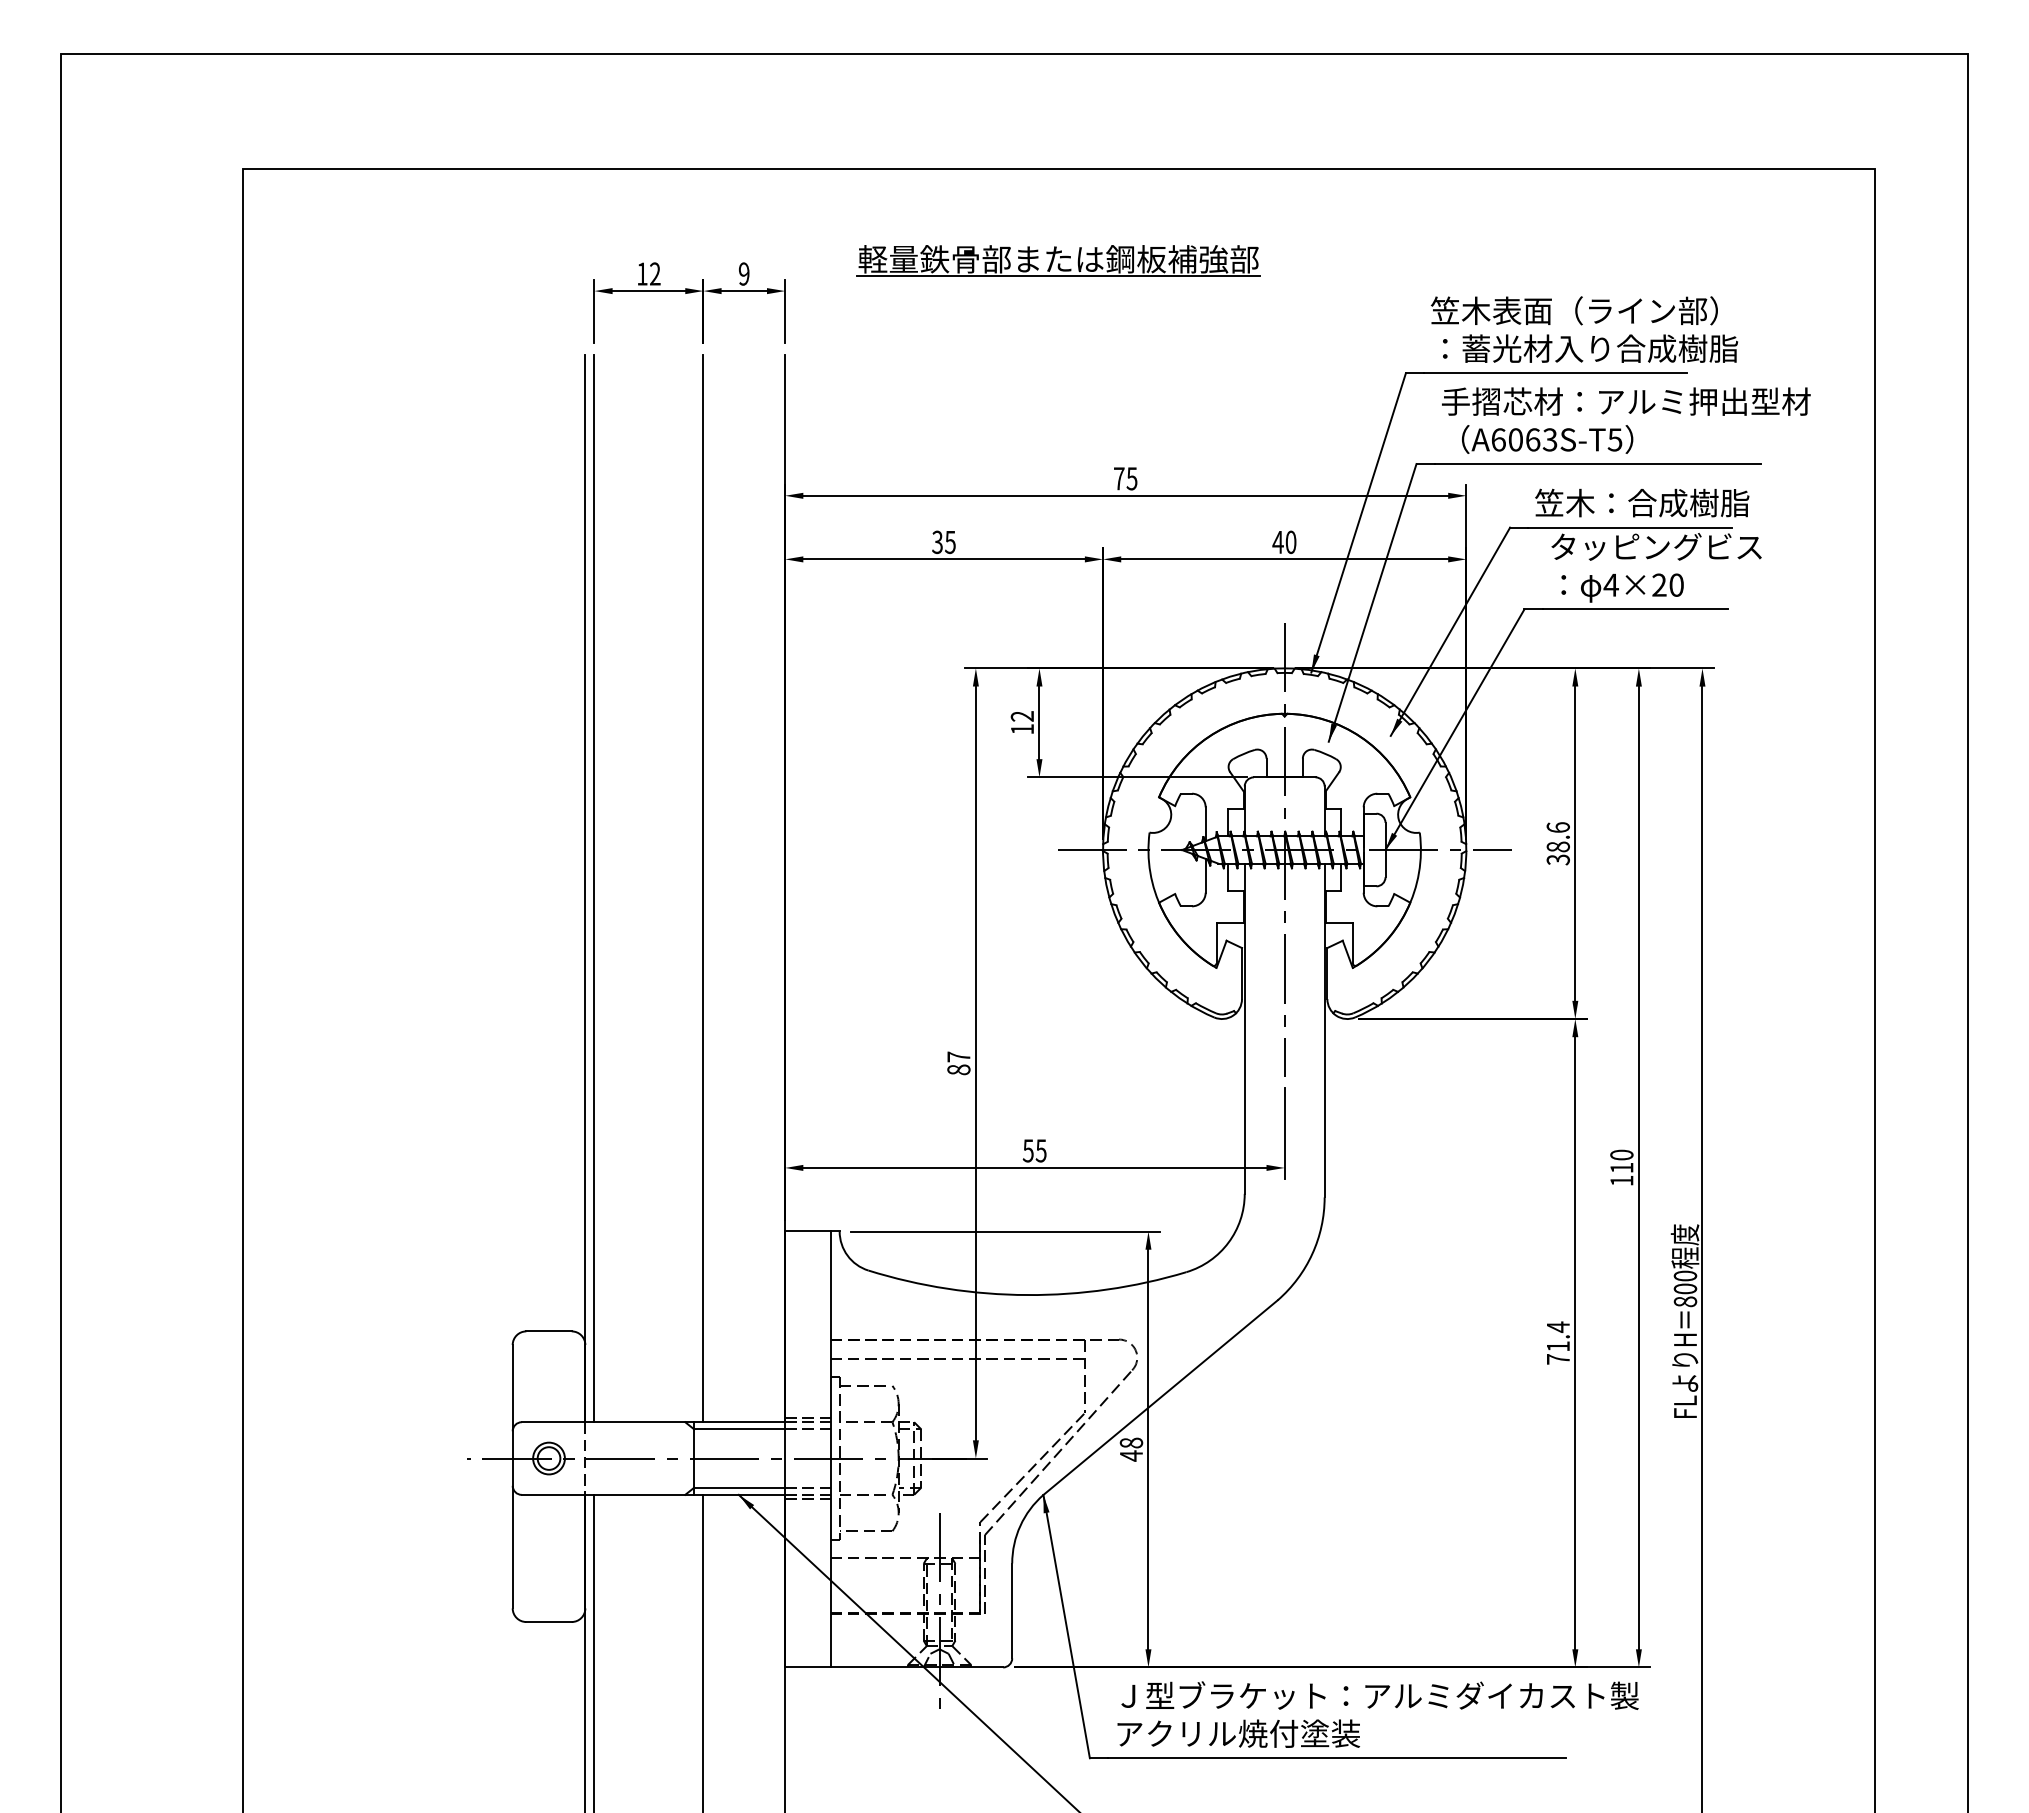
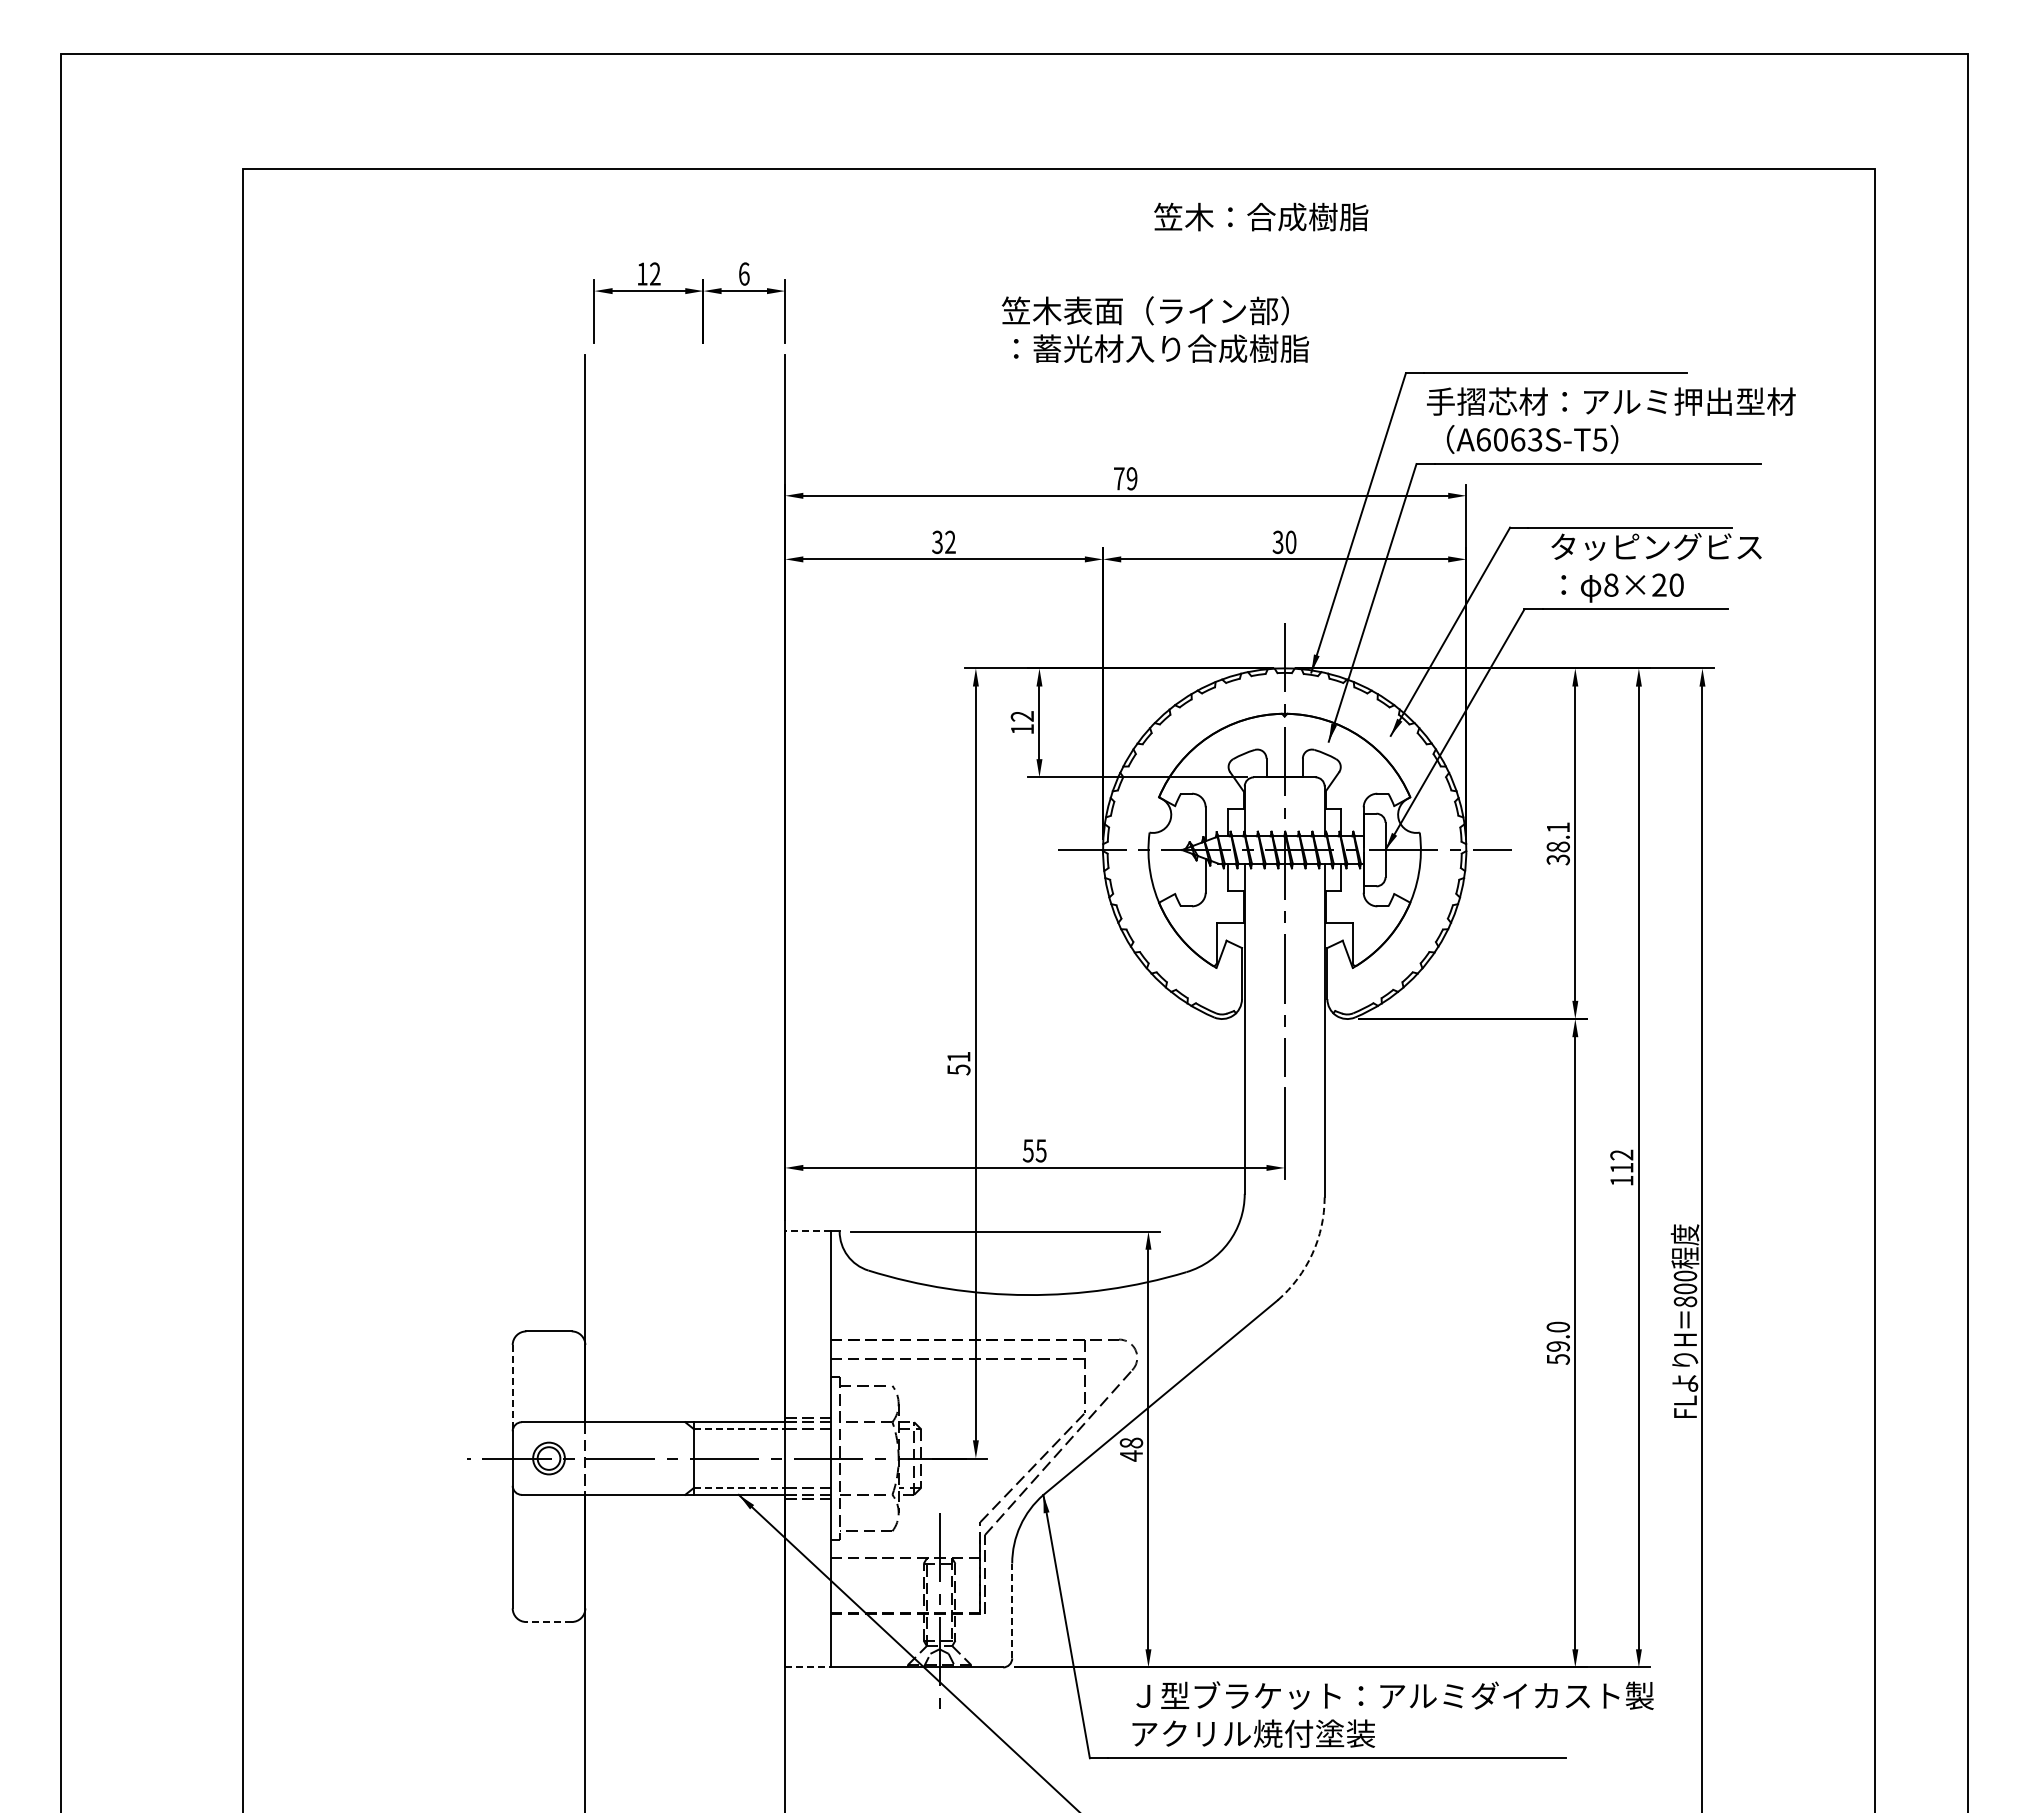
part: present -> none (1058, 260)
text: 9 -> 6 (743, 273)
text position: (1583, 329) -> (1154, 329) (1154, 329)
text position: (1626, 420) -> (1611, 420) (1611, 420)
text: 75 -> 79 (1131, 478)
text position: (1642, 502) -> (1261, 216) (1261, 216)
text: 35 -> 32 (950, 542)
text: 40 -> 30 (1277, 542)
text: 4×20 -> 8×20 (1610, 584)
text: 38.6 -> 38.1 (1557, 827)
line: present -> none (594, 888)
line: present -> none (703, 888)
text: 87 -> 51 (958, 1063)
text: 110 -> 112 (1621, 1154)
line: solid -> dashed (807, 1231)
arc: solid -> dashed (1312, 1253)
text: 71.4 -> 59.0 (1557, 1342)
line: solid -> dashed (512, 1387)
line: solid -> dashed (740, 1429)
line: solid -> dashed (740, 1487)
line: solid -> dashed (1012, 1610)
line: solid -> dashed (549, 1622)
line: present -> none (594, 1651)
line: present -> none (703, 1651)
line: solid -> dashed (807, 1667)
text position: (1377, 1714) -> (1392, 1714) (1392, 1714)
